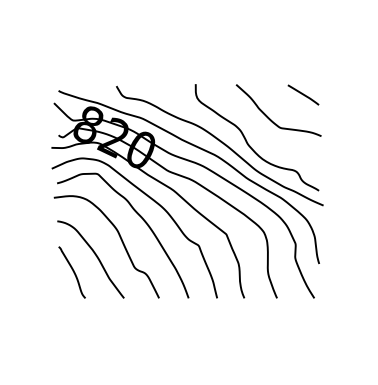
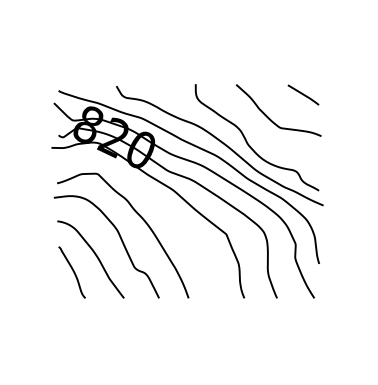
curve: present -> none (154, 202)
